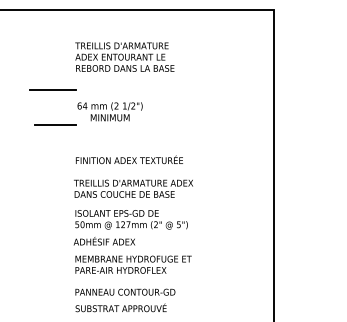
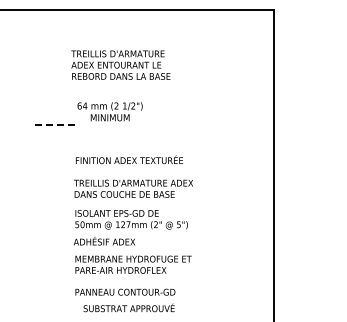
text position: (124, 56) -> (120, 64) (120, 64)
line: present -> none (53, 90)
line: solid -> dashed (55, 125)
text position: (120, 307) -> (128, 307) (128, 307)
